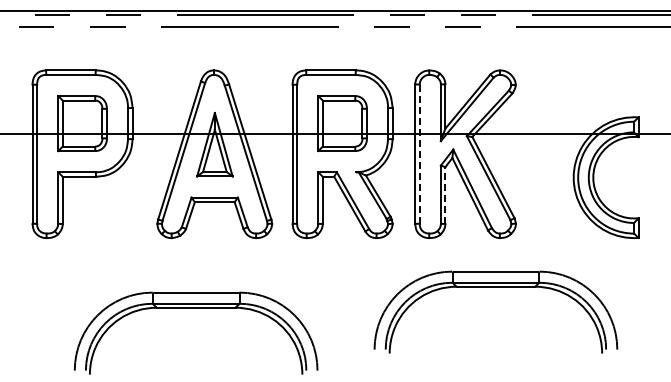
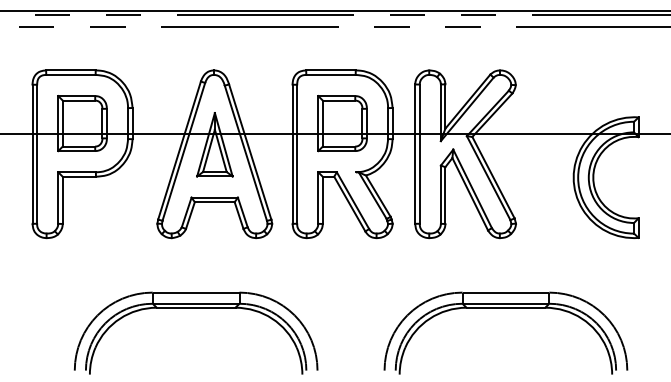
line: dashed -> solid (419, 154)
line: dashed -> solid (445, 195)
part position: (495, 287) -> (505, 308) (505, 308)
